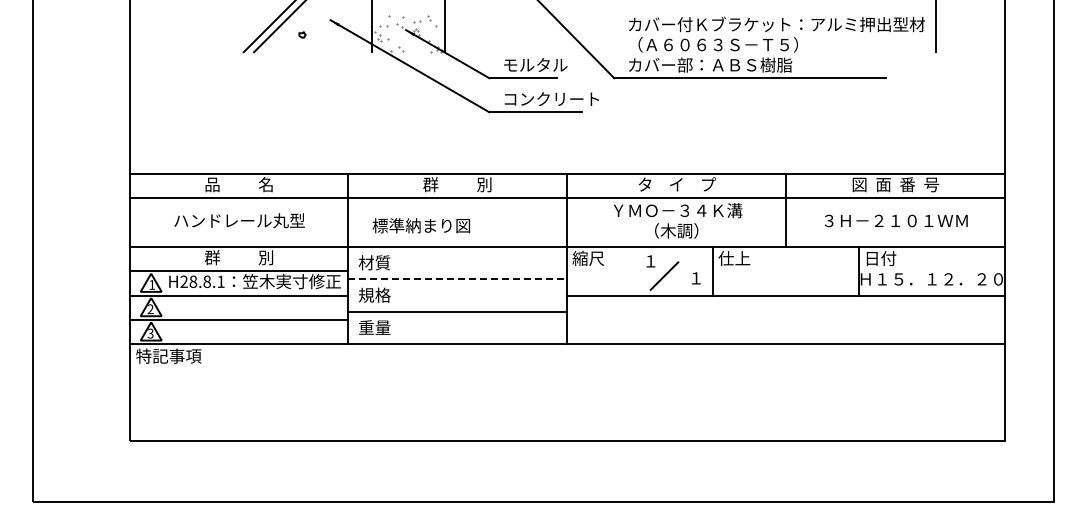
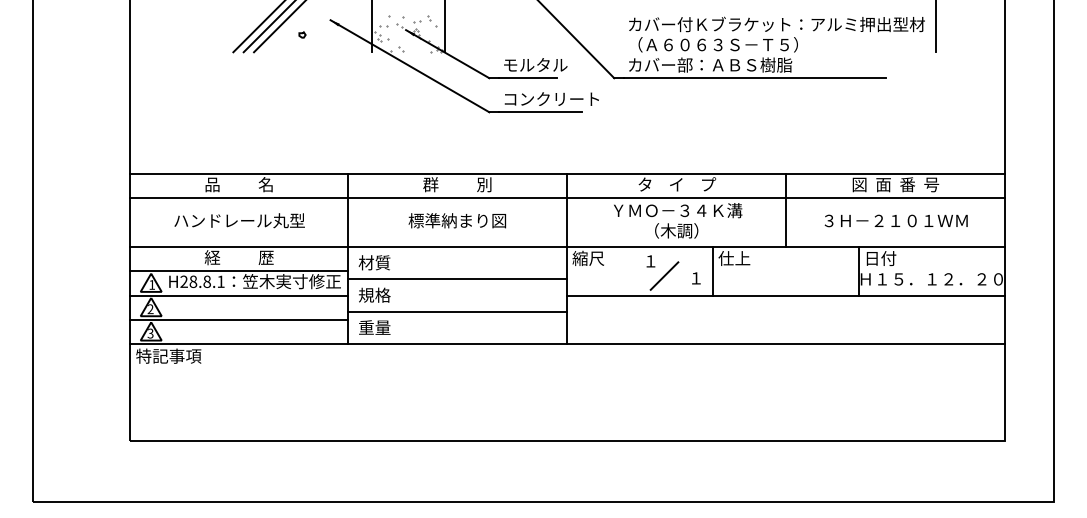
line: none -> present (258, 27)
text position: (421, 225) -> (457, 220) (457, 220)
text: 群          別 -> 経          歴 (238, 257)
line: dashed -> solid (458, 279)
